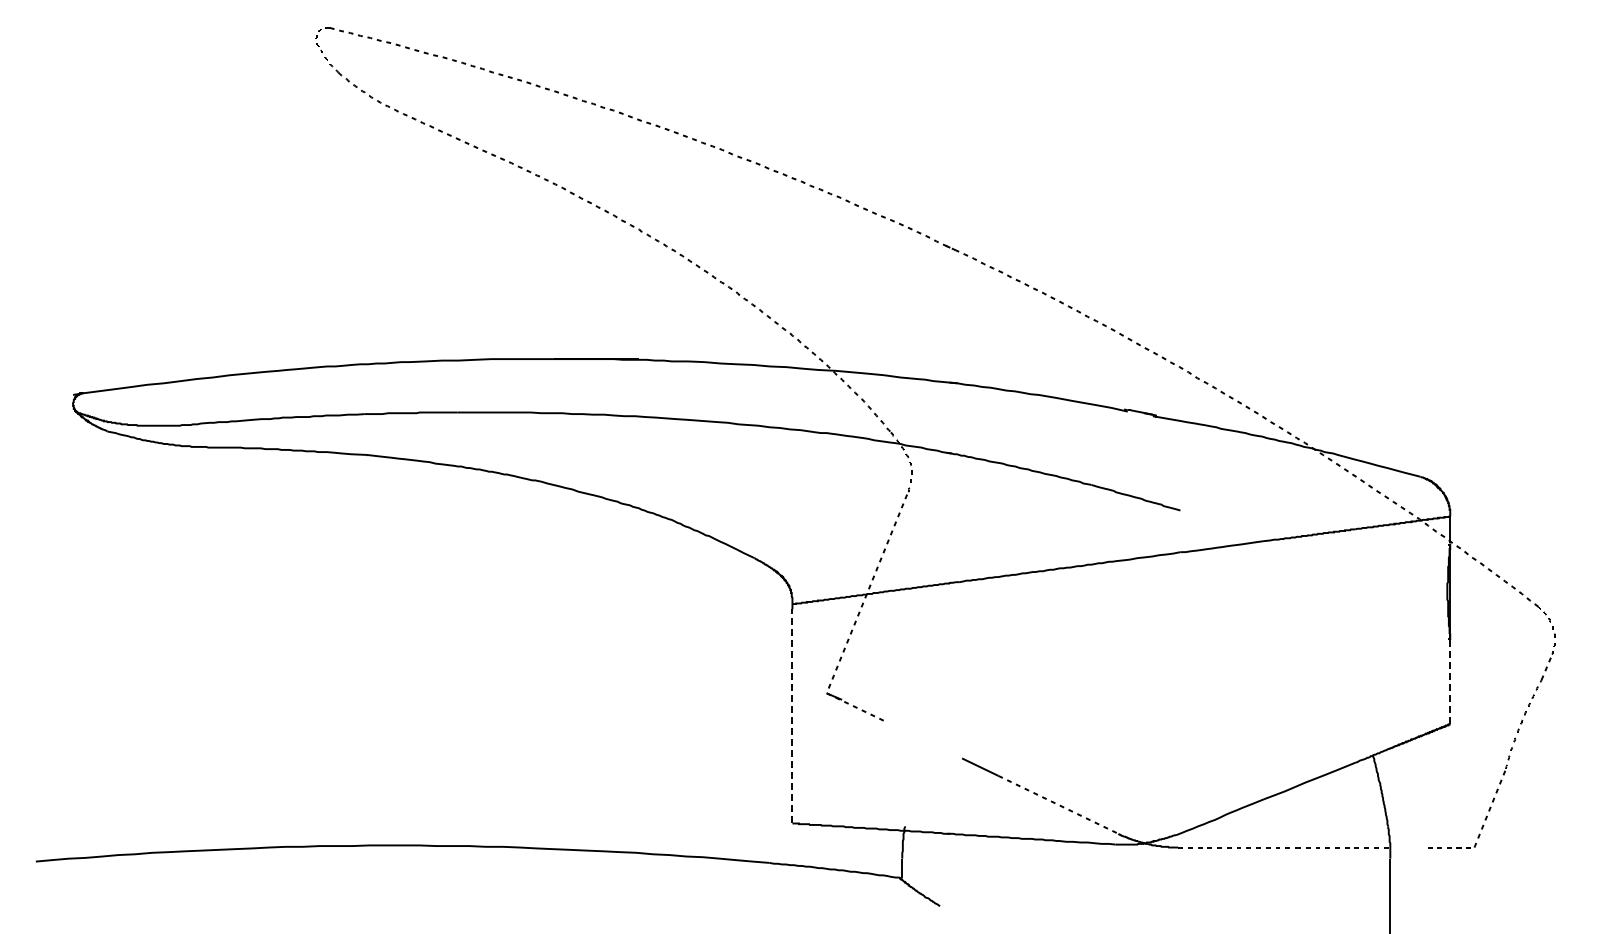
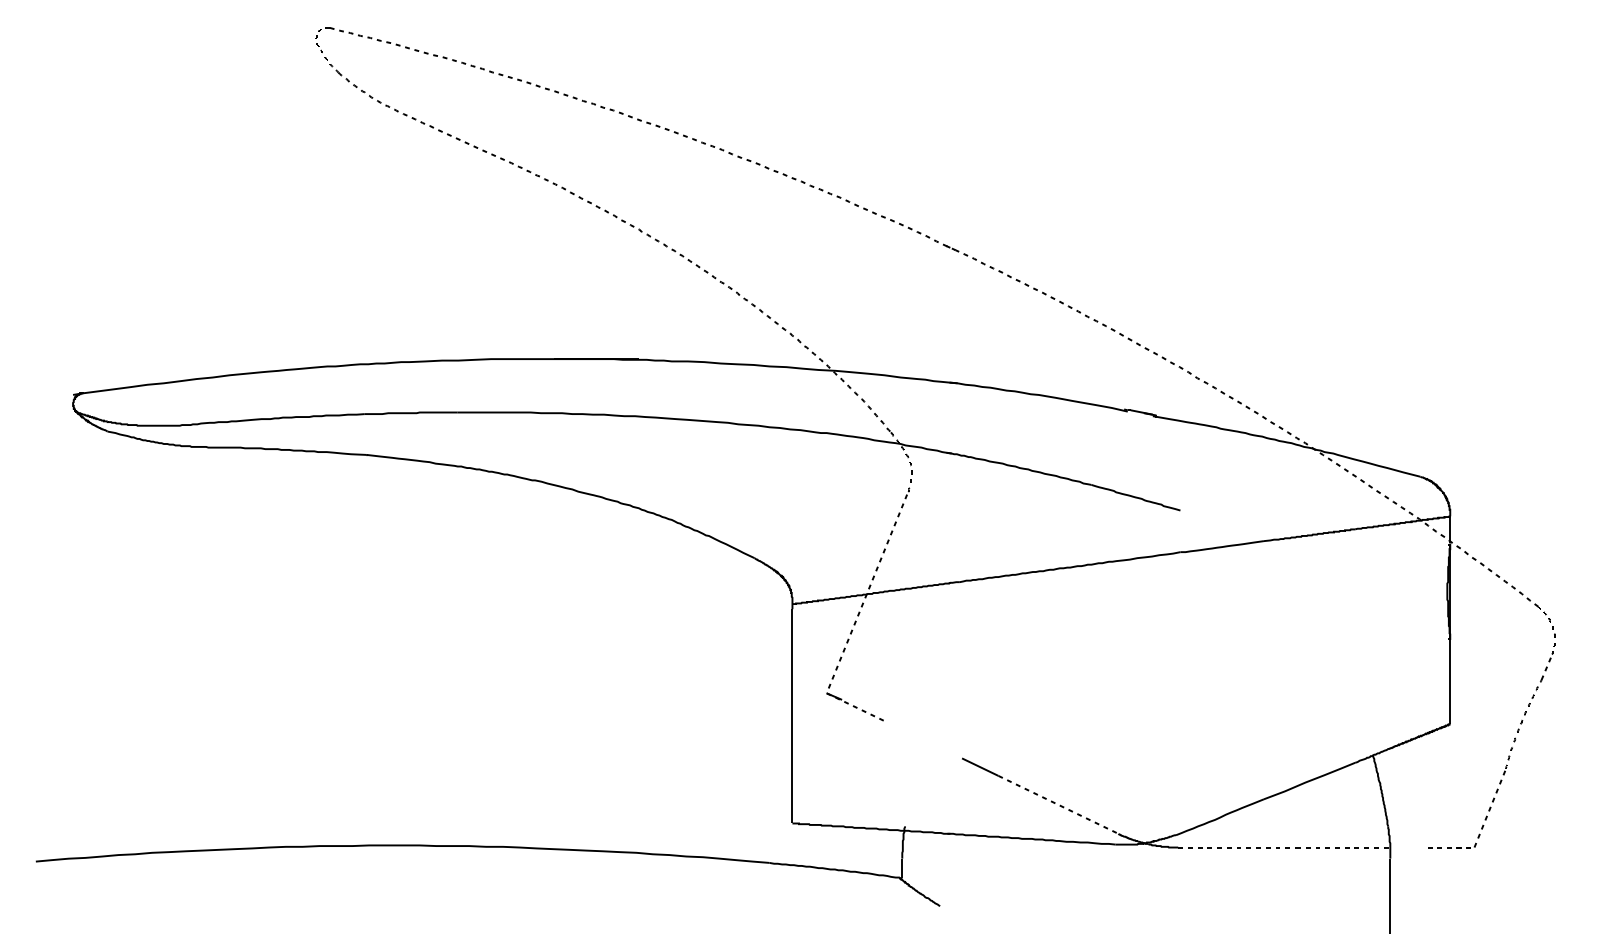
line: dashed -> solid (1450, 682)
line: dashed -> solid (792, 715)
